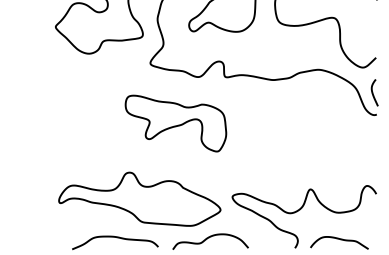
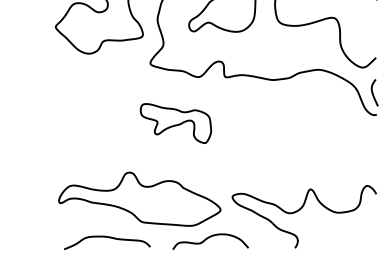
part size: 104x59 px -> 74x41 px (175, 123)
curve position: (117, 238) -> (109, 238) (109, 238)
curve: present -> none (340, 240)
